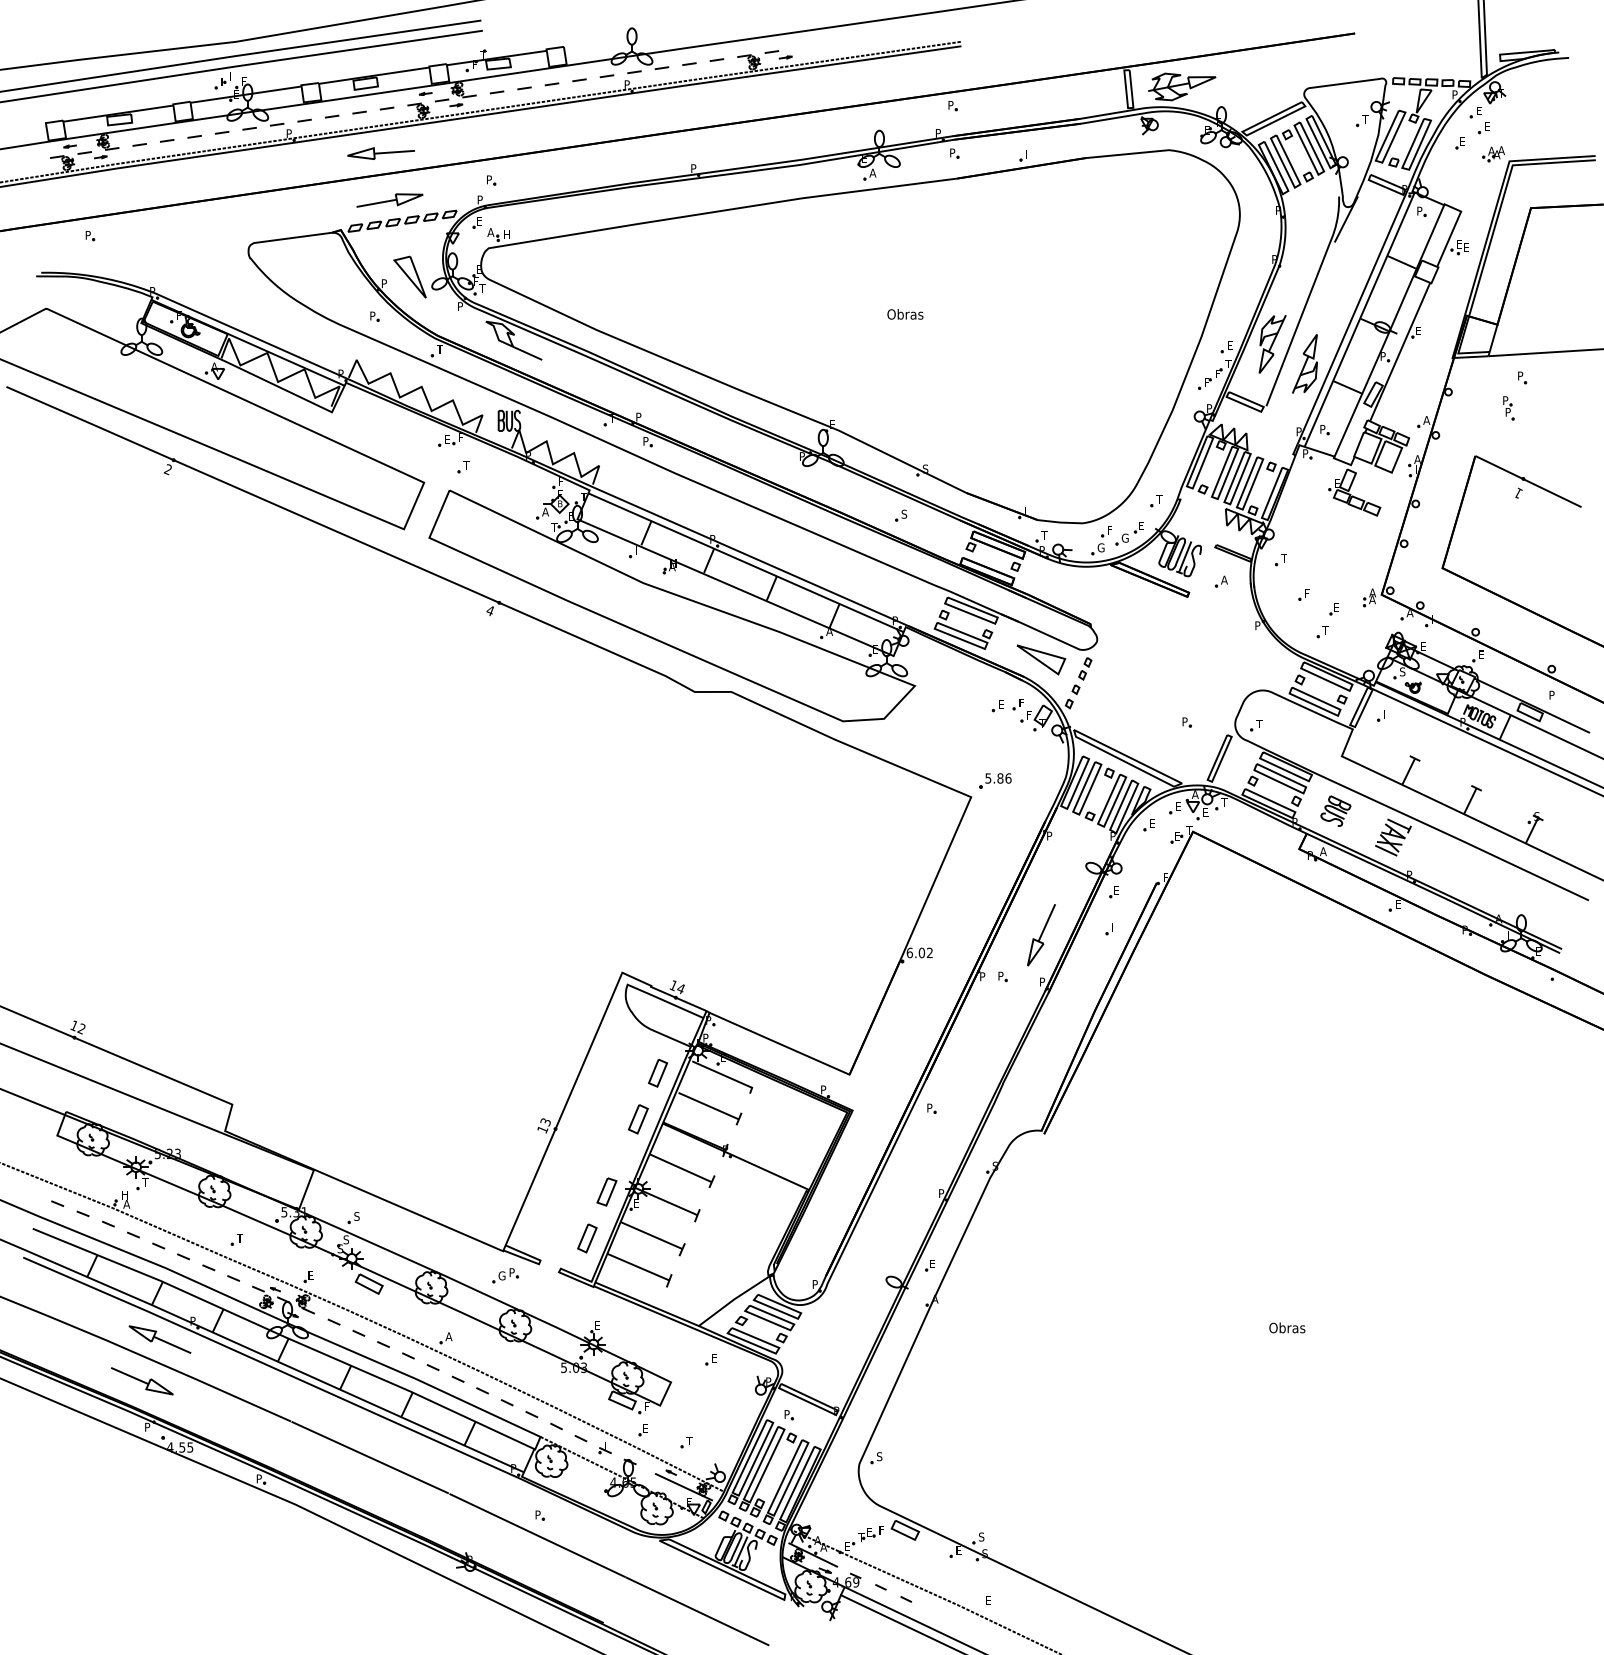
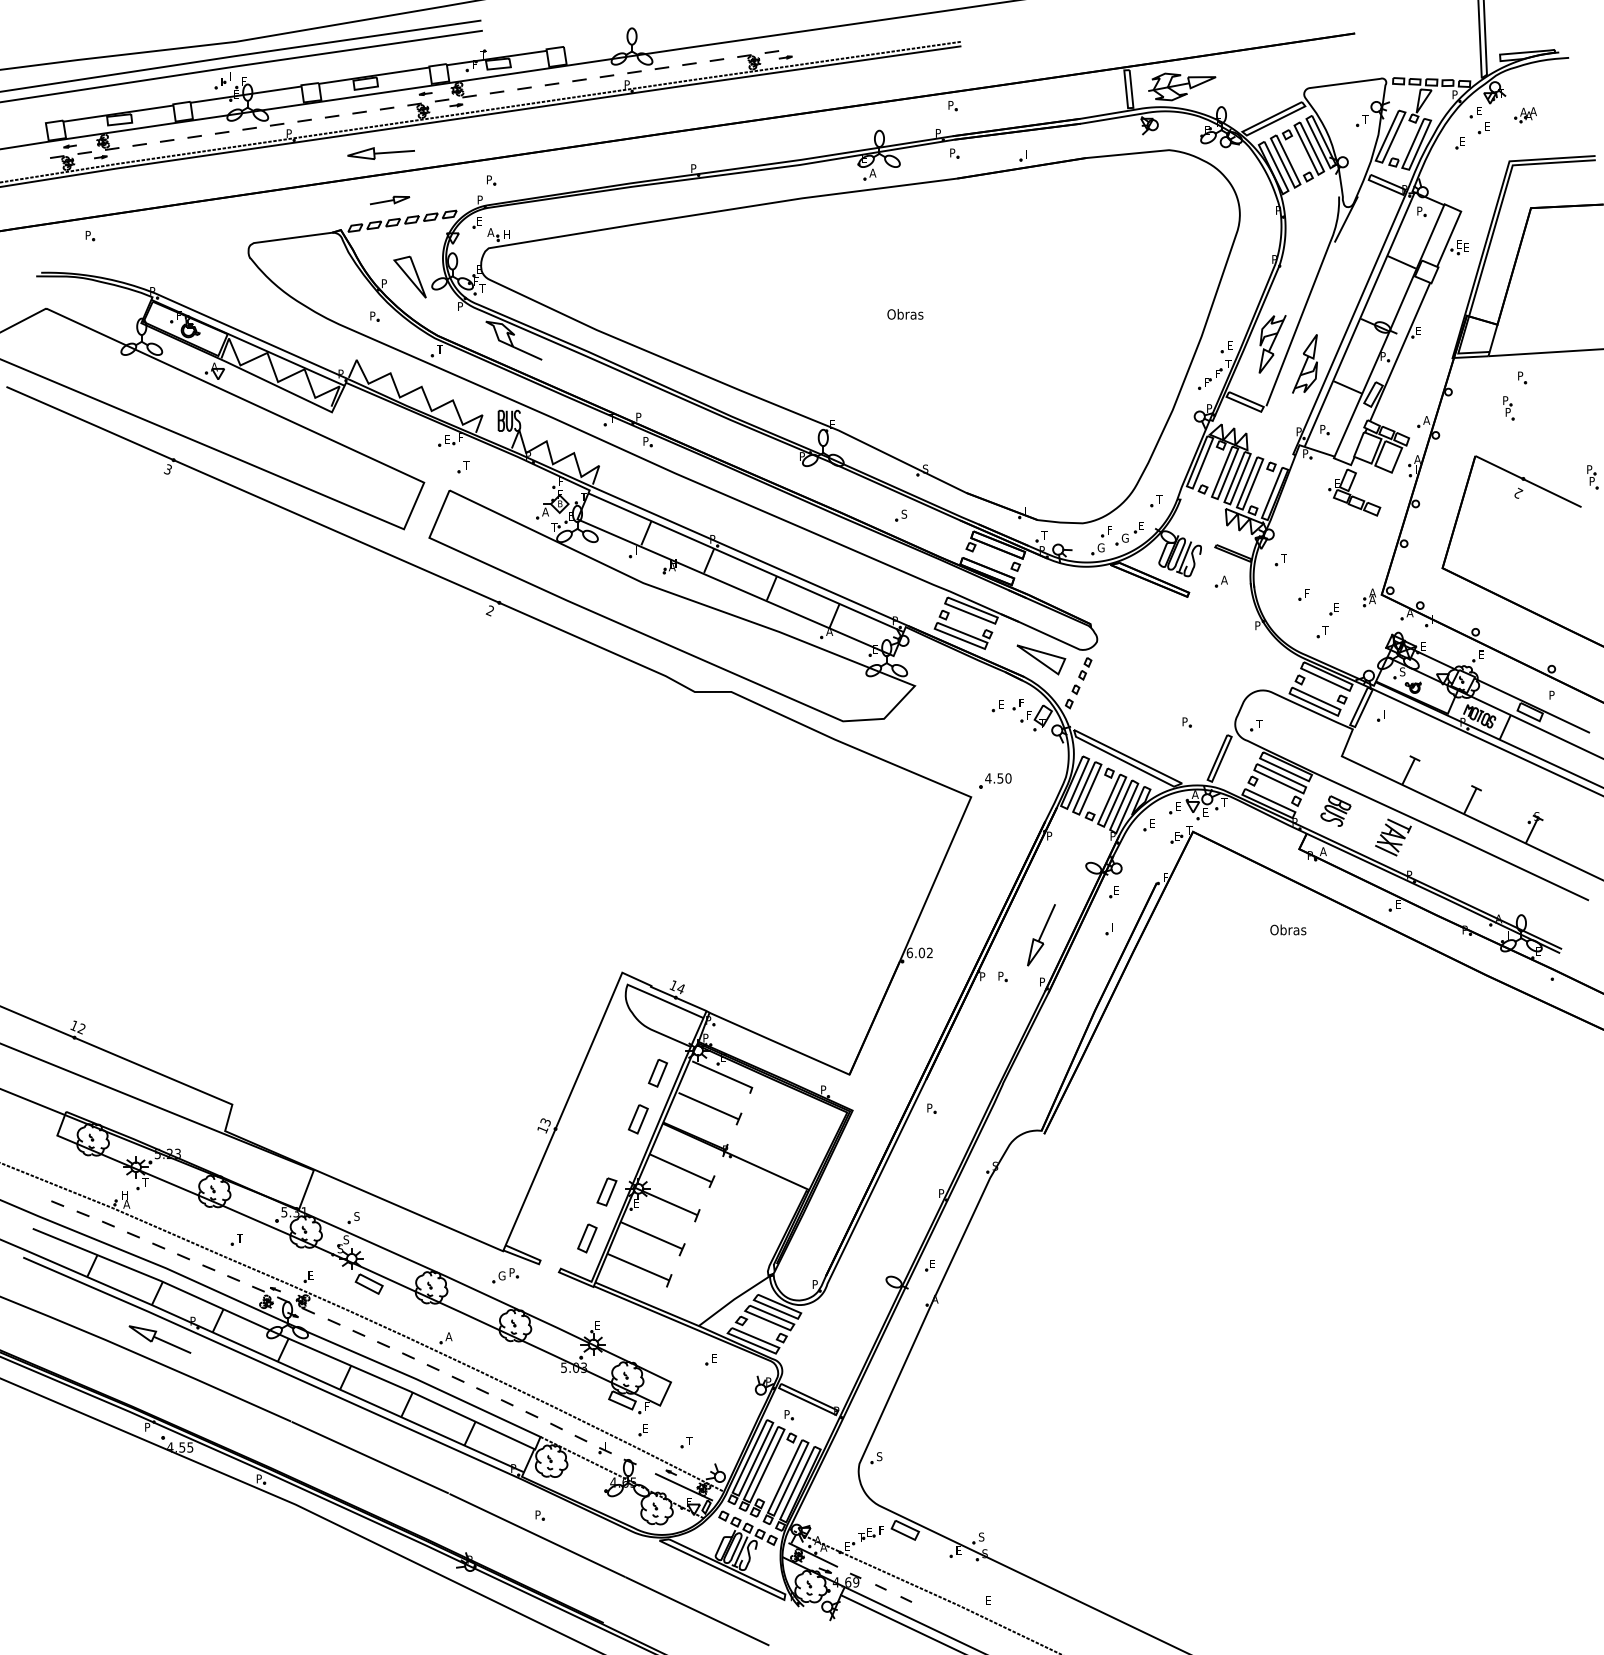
part position: (1493, 154) -> (1525, 115) (1525, 115)
part size: 68x15 px -> 41x11 px (390, 200)
text: 2 -> 3 (167, 469)
part: none -> present (1592, 477)
text: 1 -> 2 (1518, 493)
text: 4 -> 2 (489, 610)
text: 5.86 -> 4.50 (998, 778)
text position: (1287, 1327) -> (1288, 929) (1288, 929)
part: present -> none (142, 1381)
